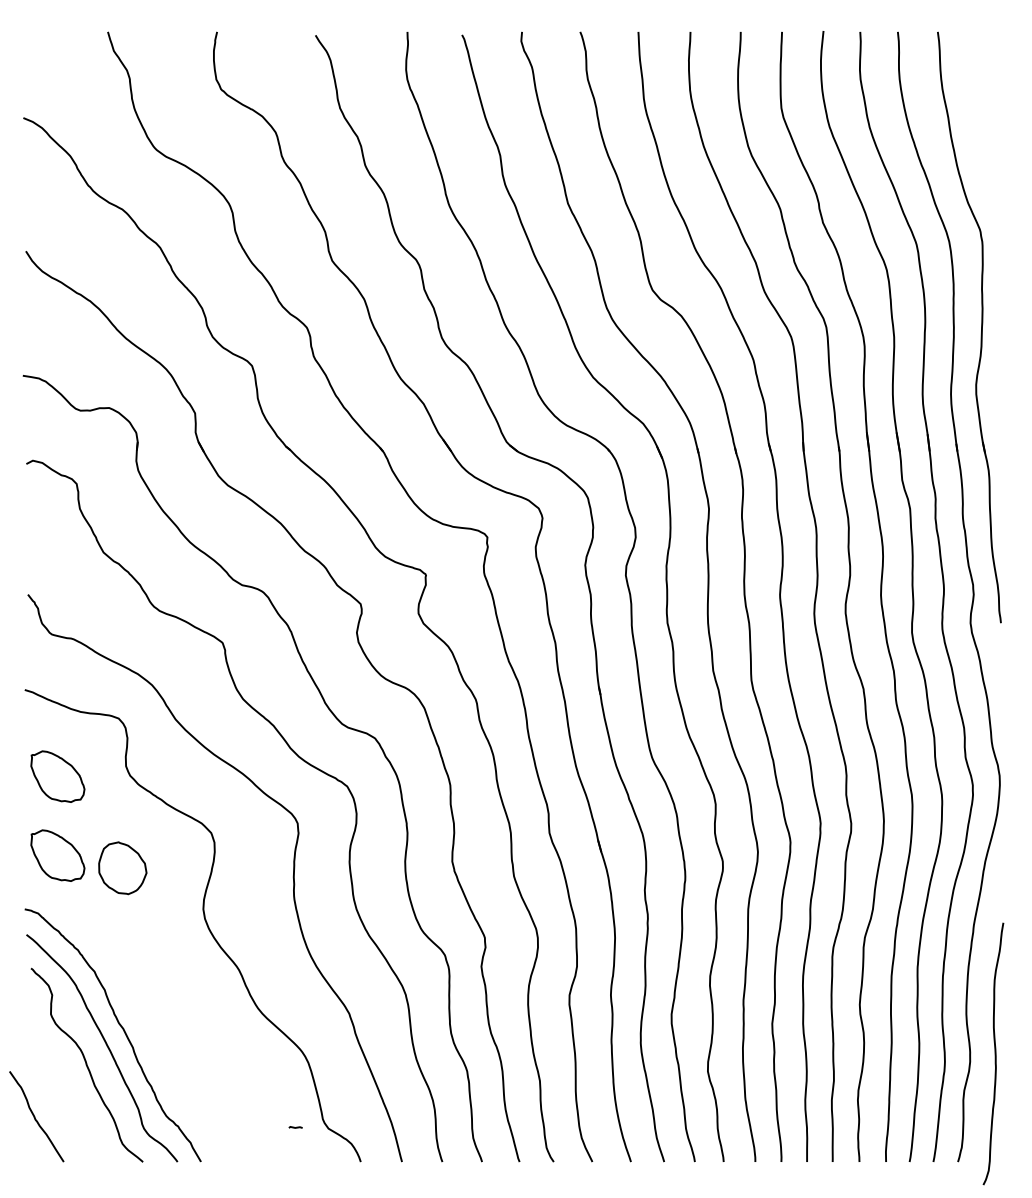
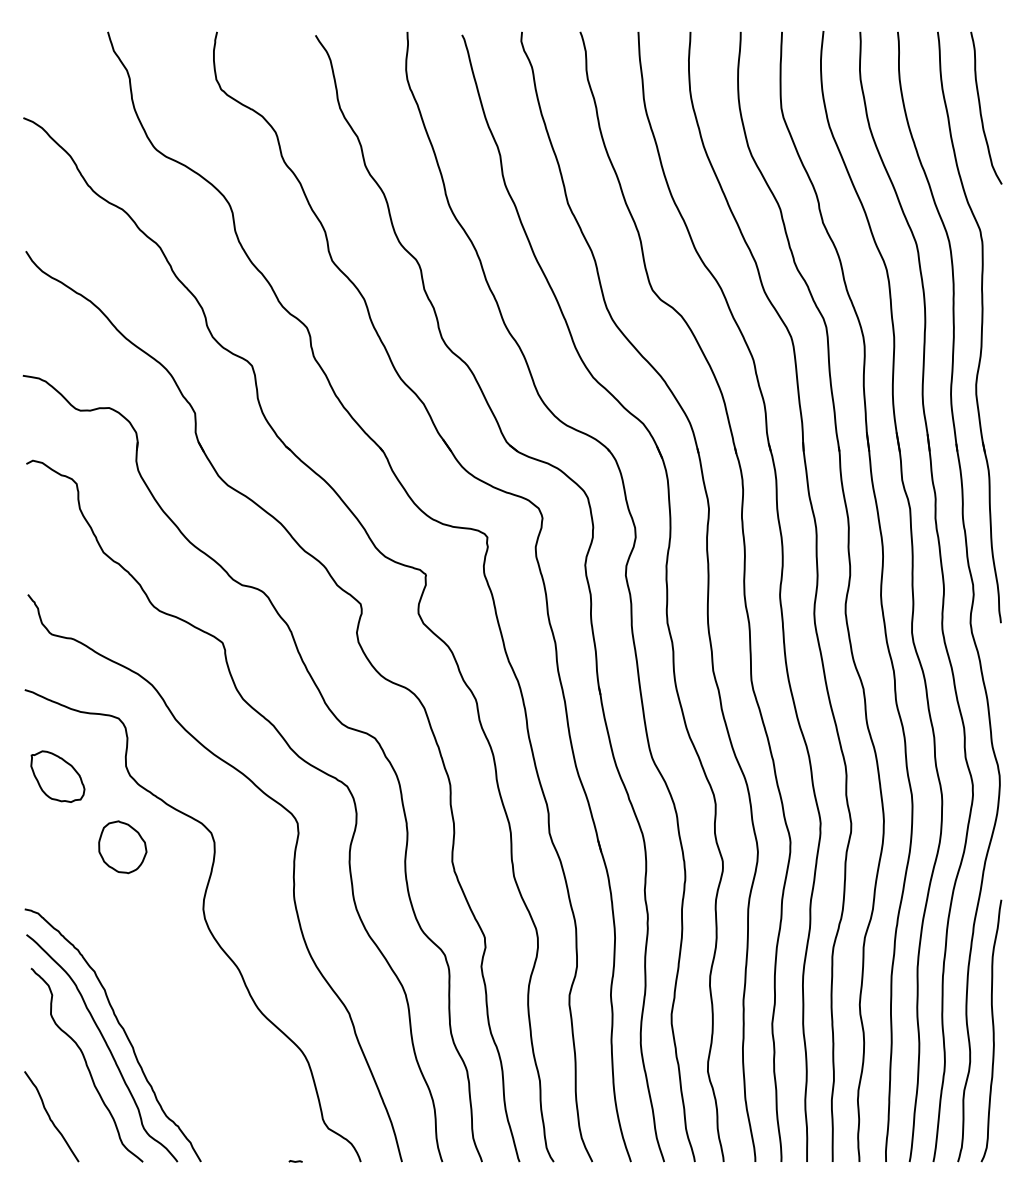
curve: none -> present (981, 109)
part: present -> none (57, 855)
part position: (122, 868) -> (122, 847) (122, 847)
curve position: (994, 1053) -> (992, 1030) (992, 1030)
curve position: (35, 1116) -> (50, 1116) (50, 1116)
line position: (295, 1127) -> (295, 1161) (295, 1161)
